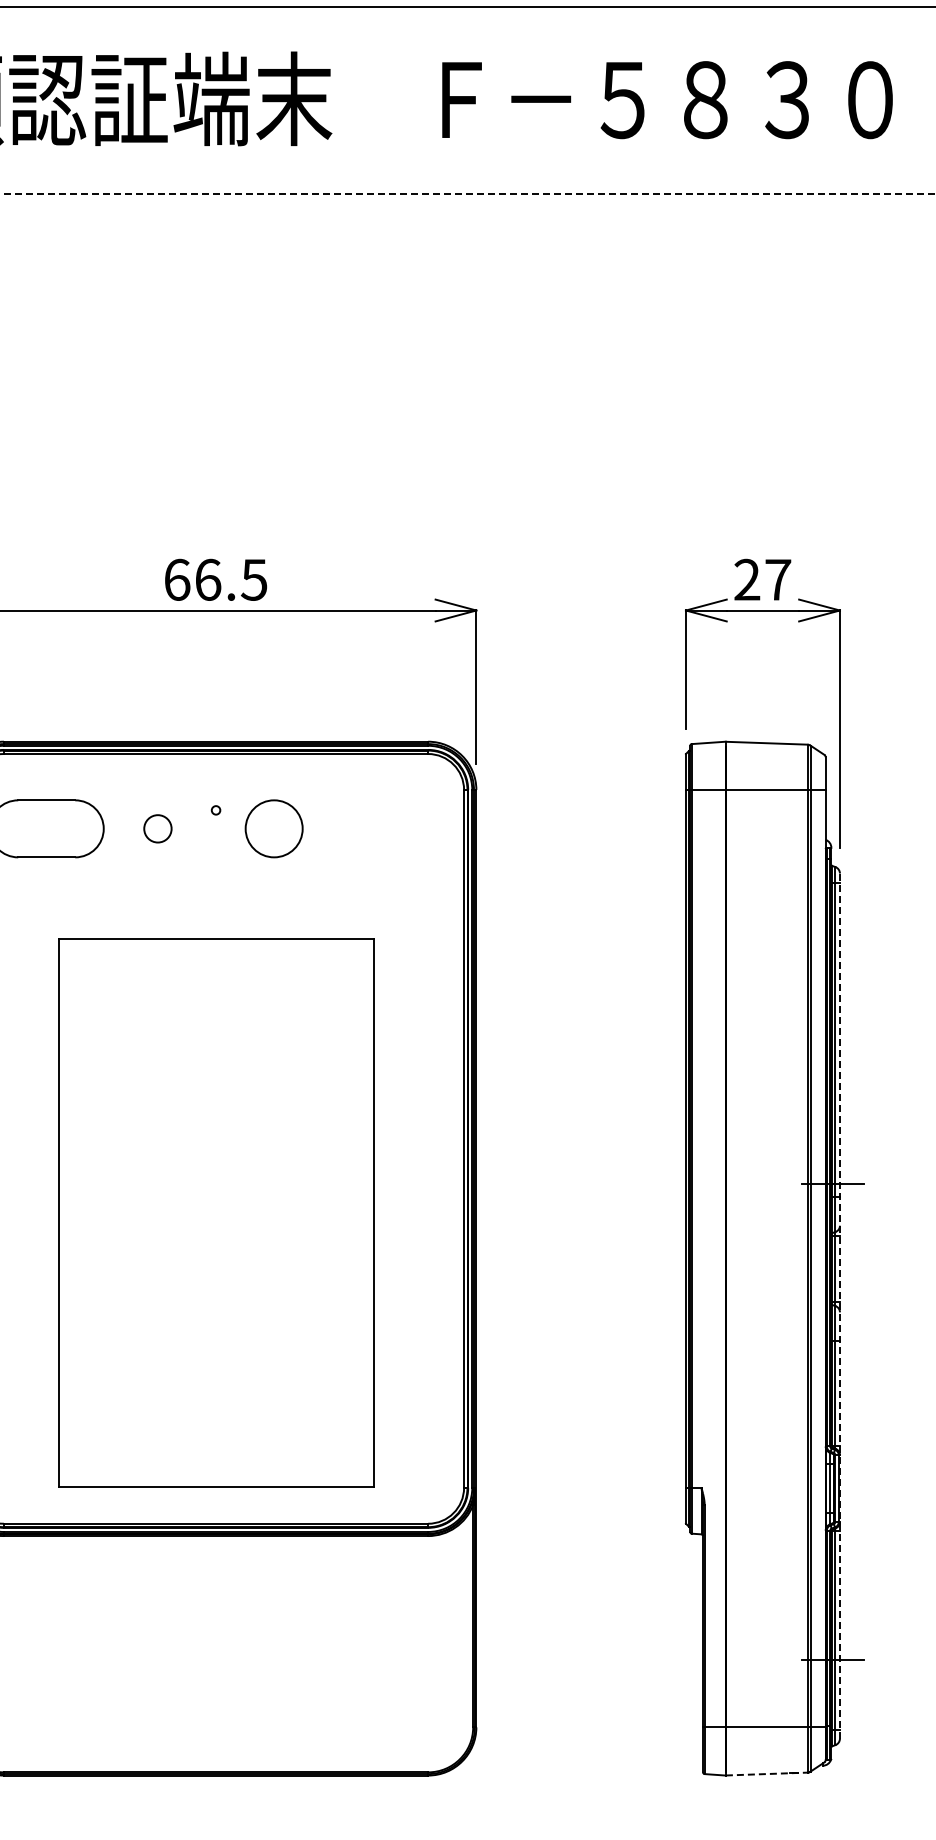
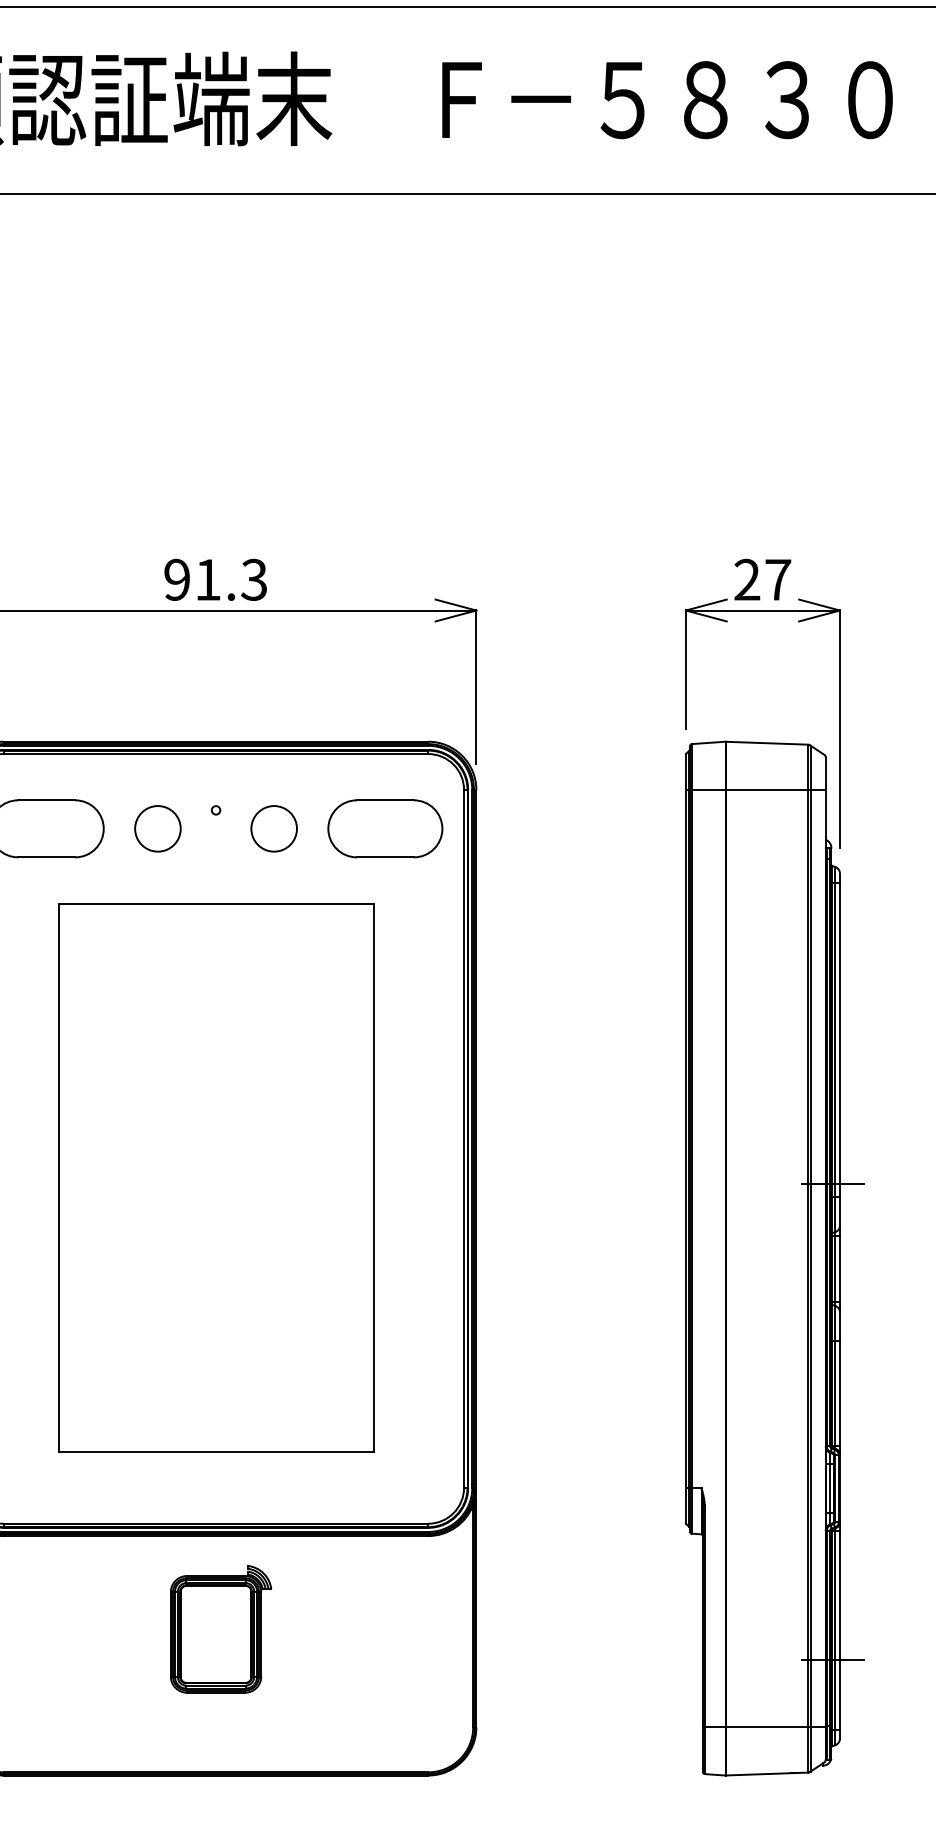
line: dashed -> solid (468, 193)
text: 66.5 -> 91.3 (215, 579)
circle diameter: 27 px -> 46 px (157, 828)
circle diameter: 57 px -> 46 px (273, 828)
part: none -> present (385, 828)
part position: (216, 1212) -> (216, 1177) (216, 1177)
line: dashed -> solid (839, 1306)
part: none -> present (221, 1629)
line: dashed -> solid (766, 1774)
